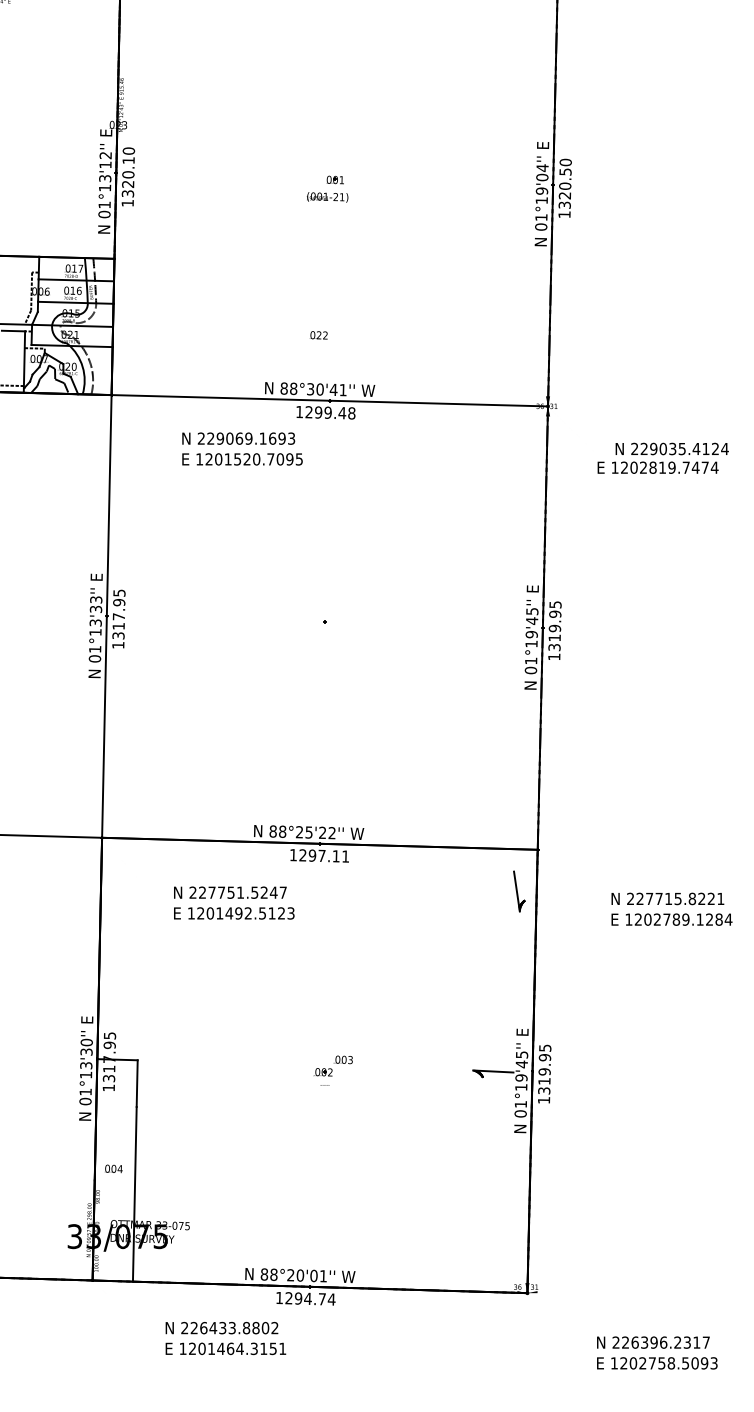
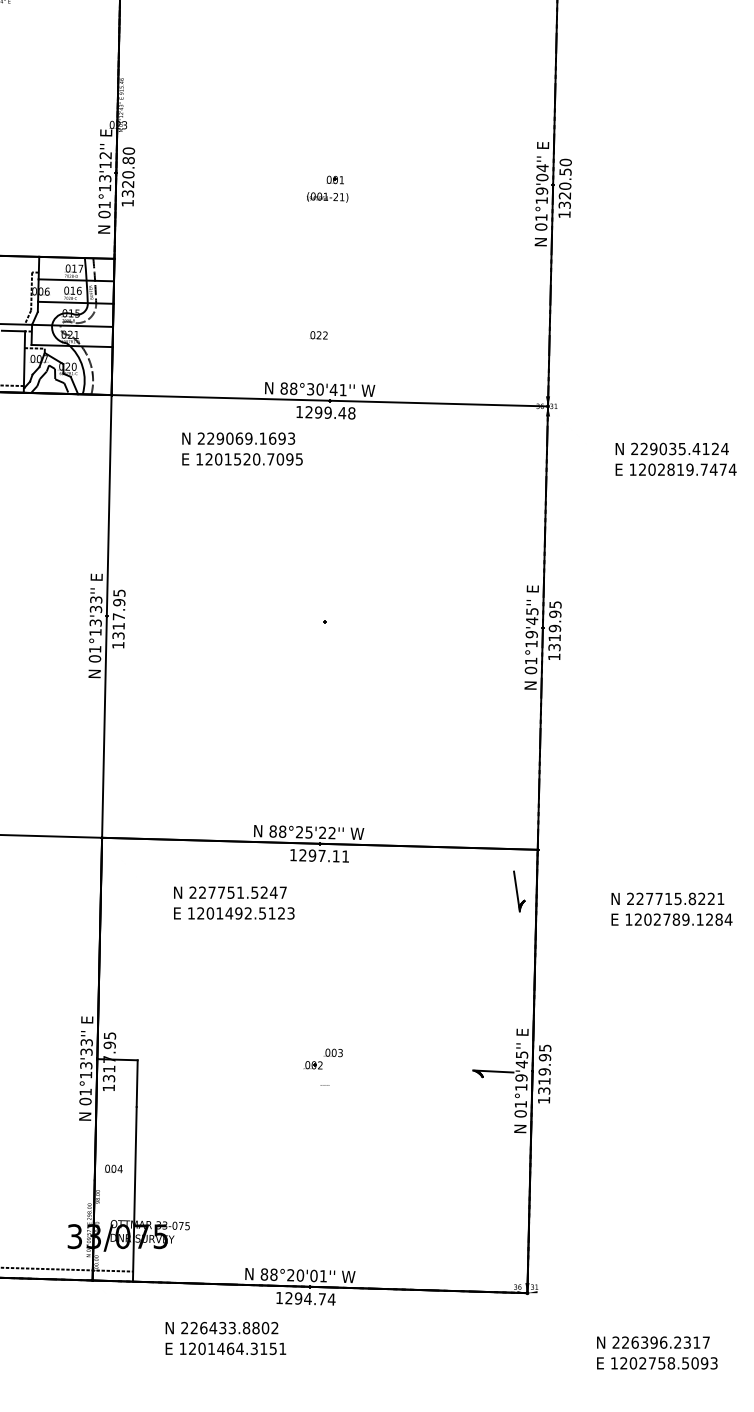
text: 1320.10 -> 1320.80 (128, 160)
text position: (657, 467) -> (675, 469) (675, 469)
text: 01°13'30'' -> 01°13'33'' (86, 1042)
part position: (332, 1065) -> (322, 1058) (322, 1058)
line: none -> present (67, 1269)
